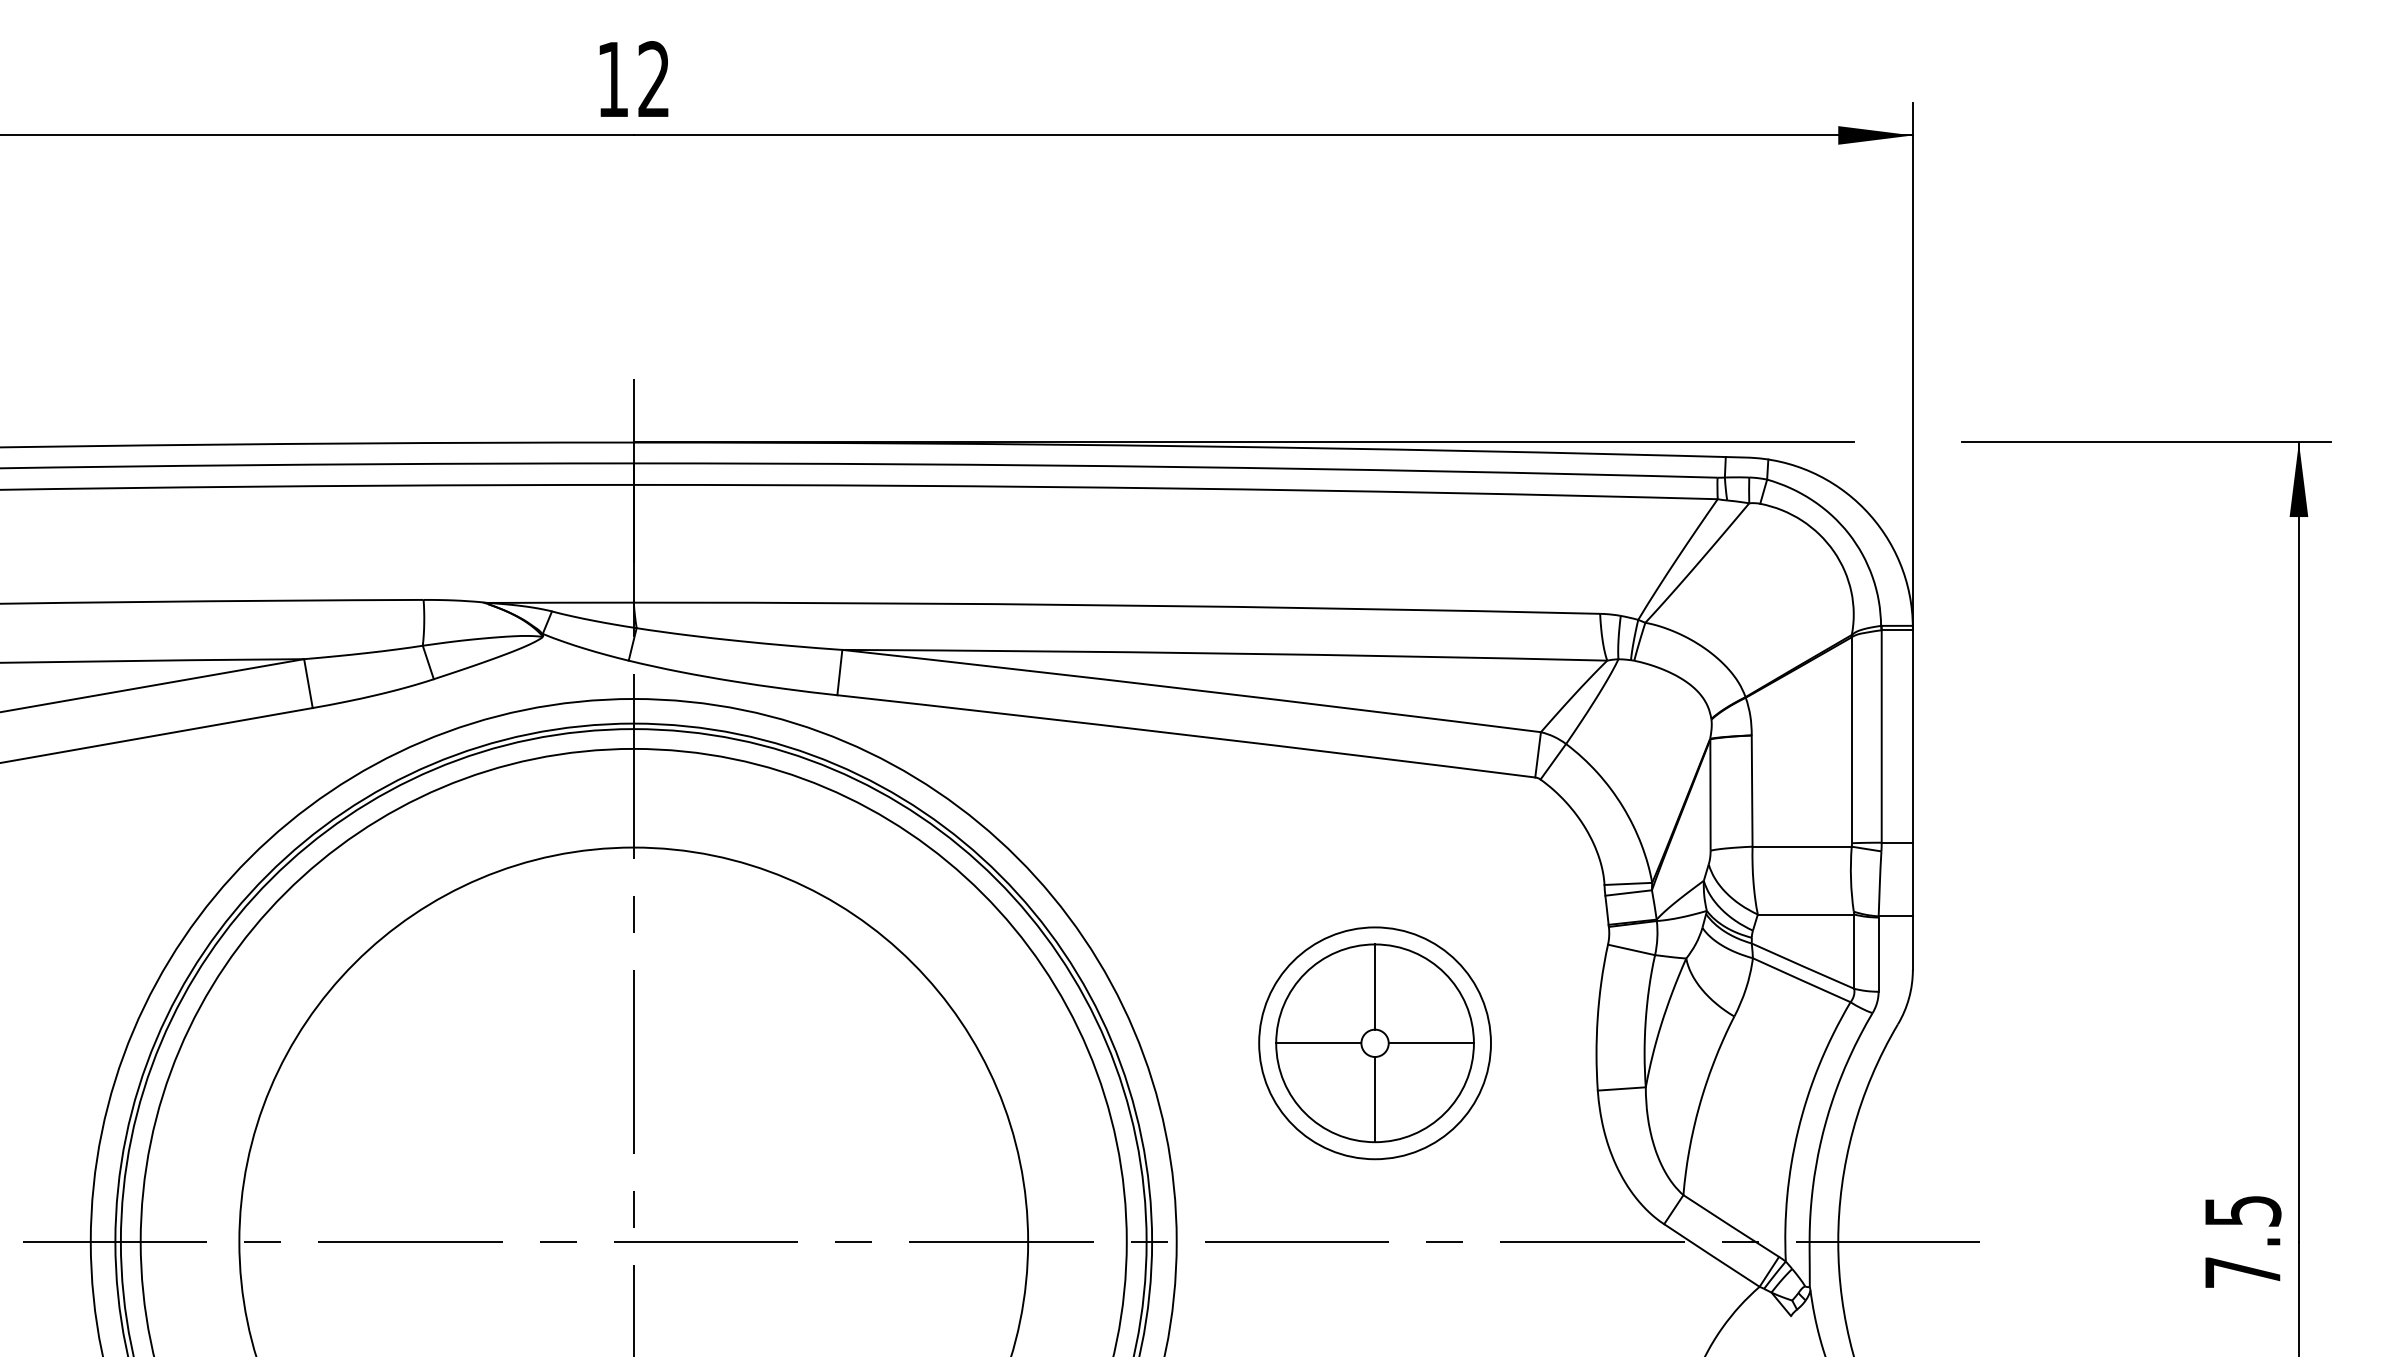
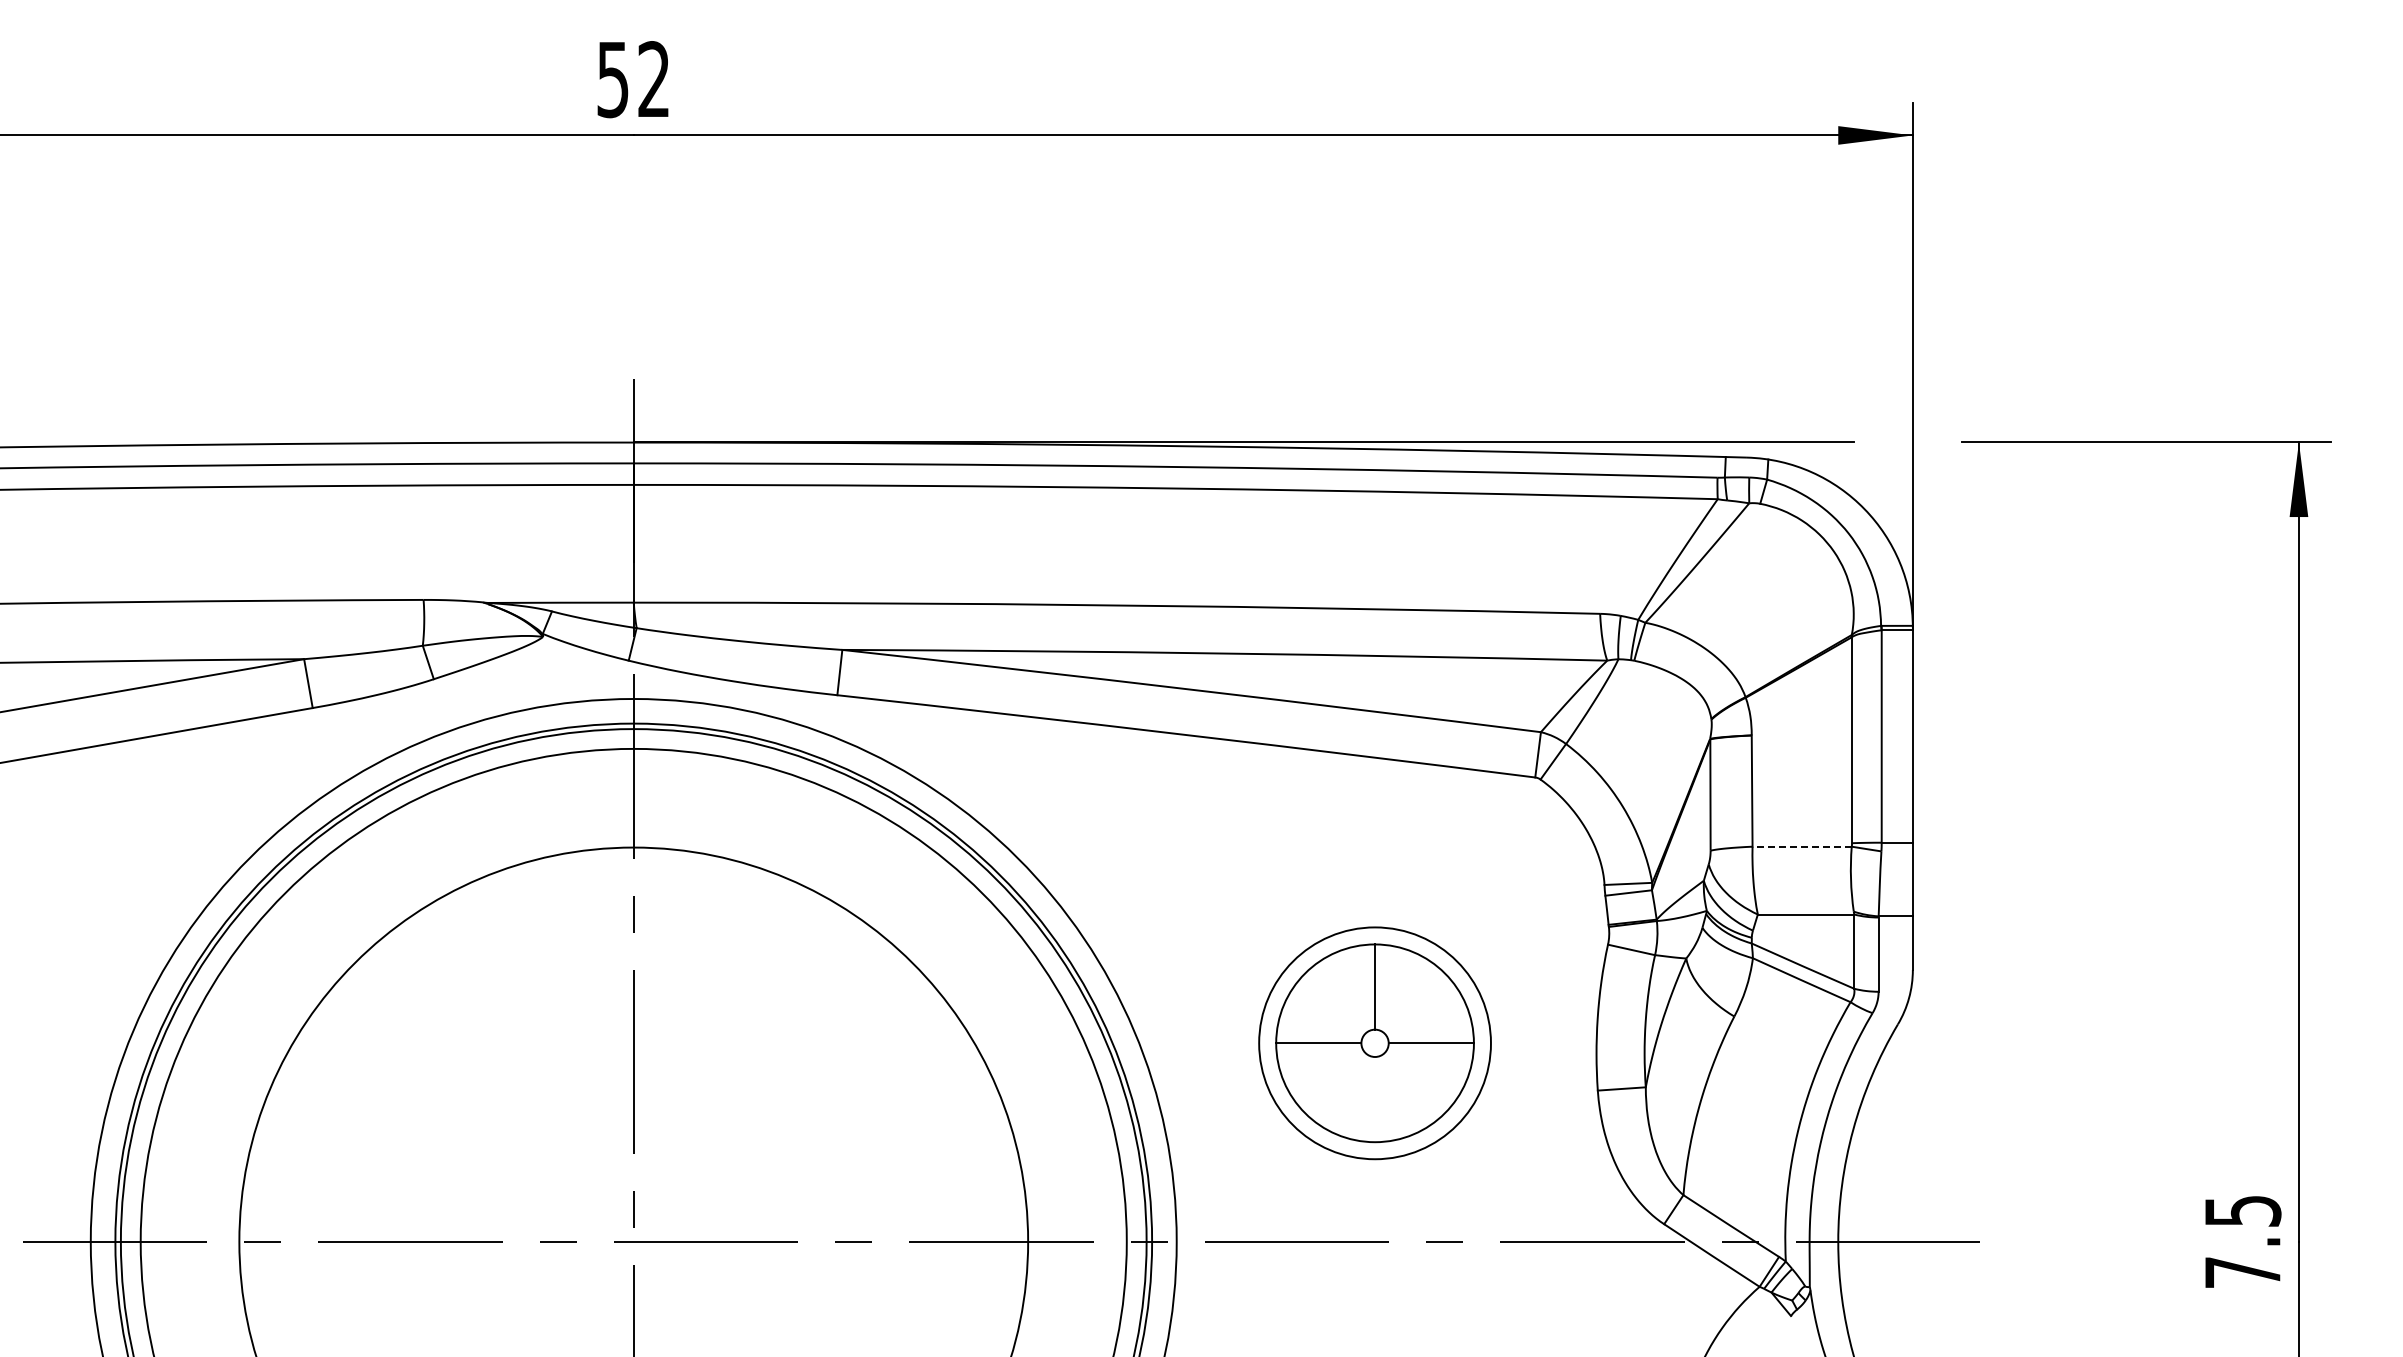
text: 12 -> 52 (612, 80)
line: solid -> dashed (1802, 846)
line: present -> none (1375, 1099)
